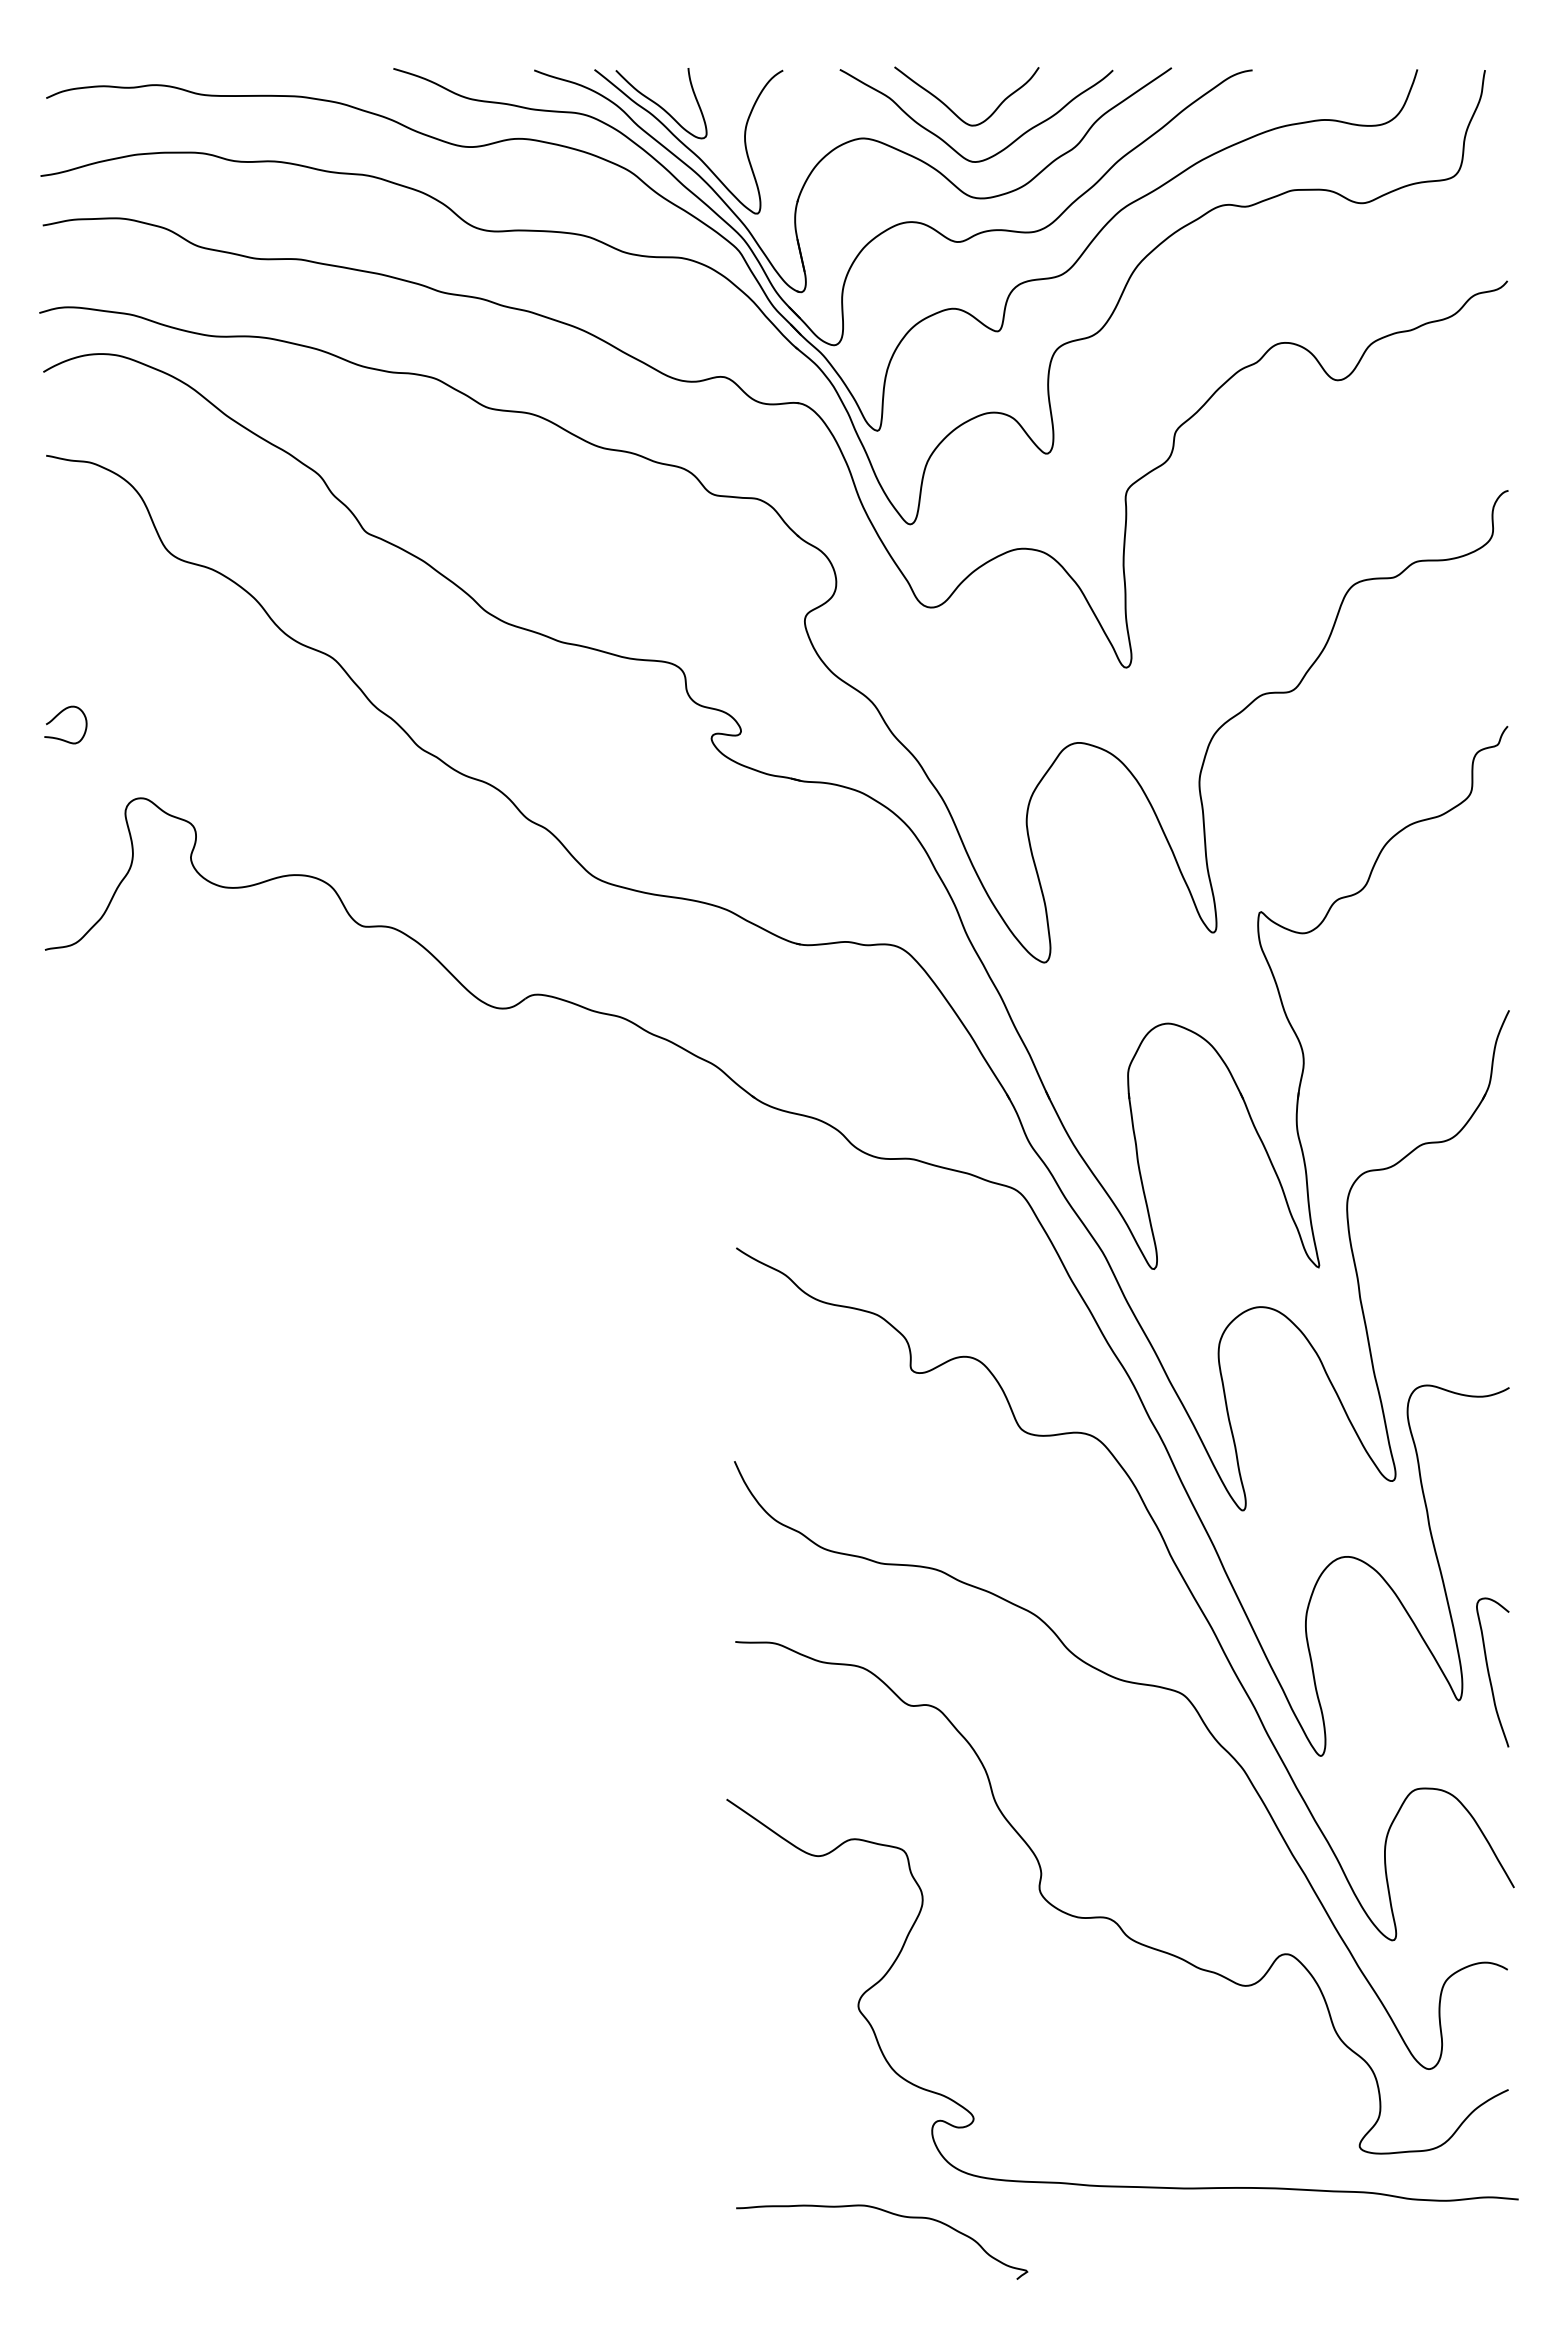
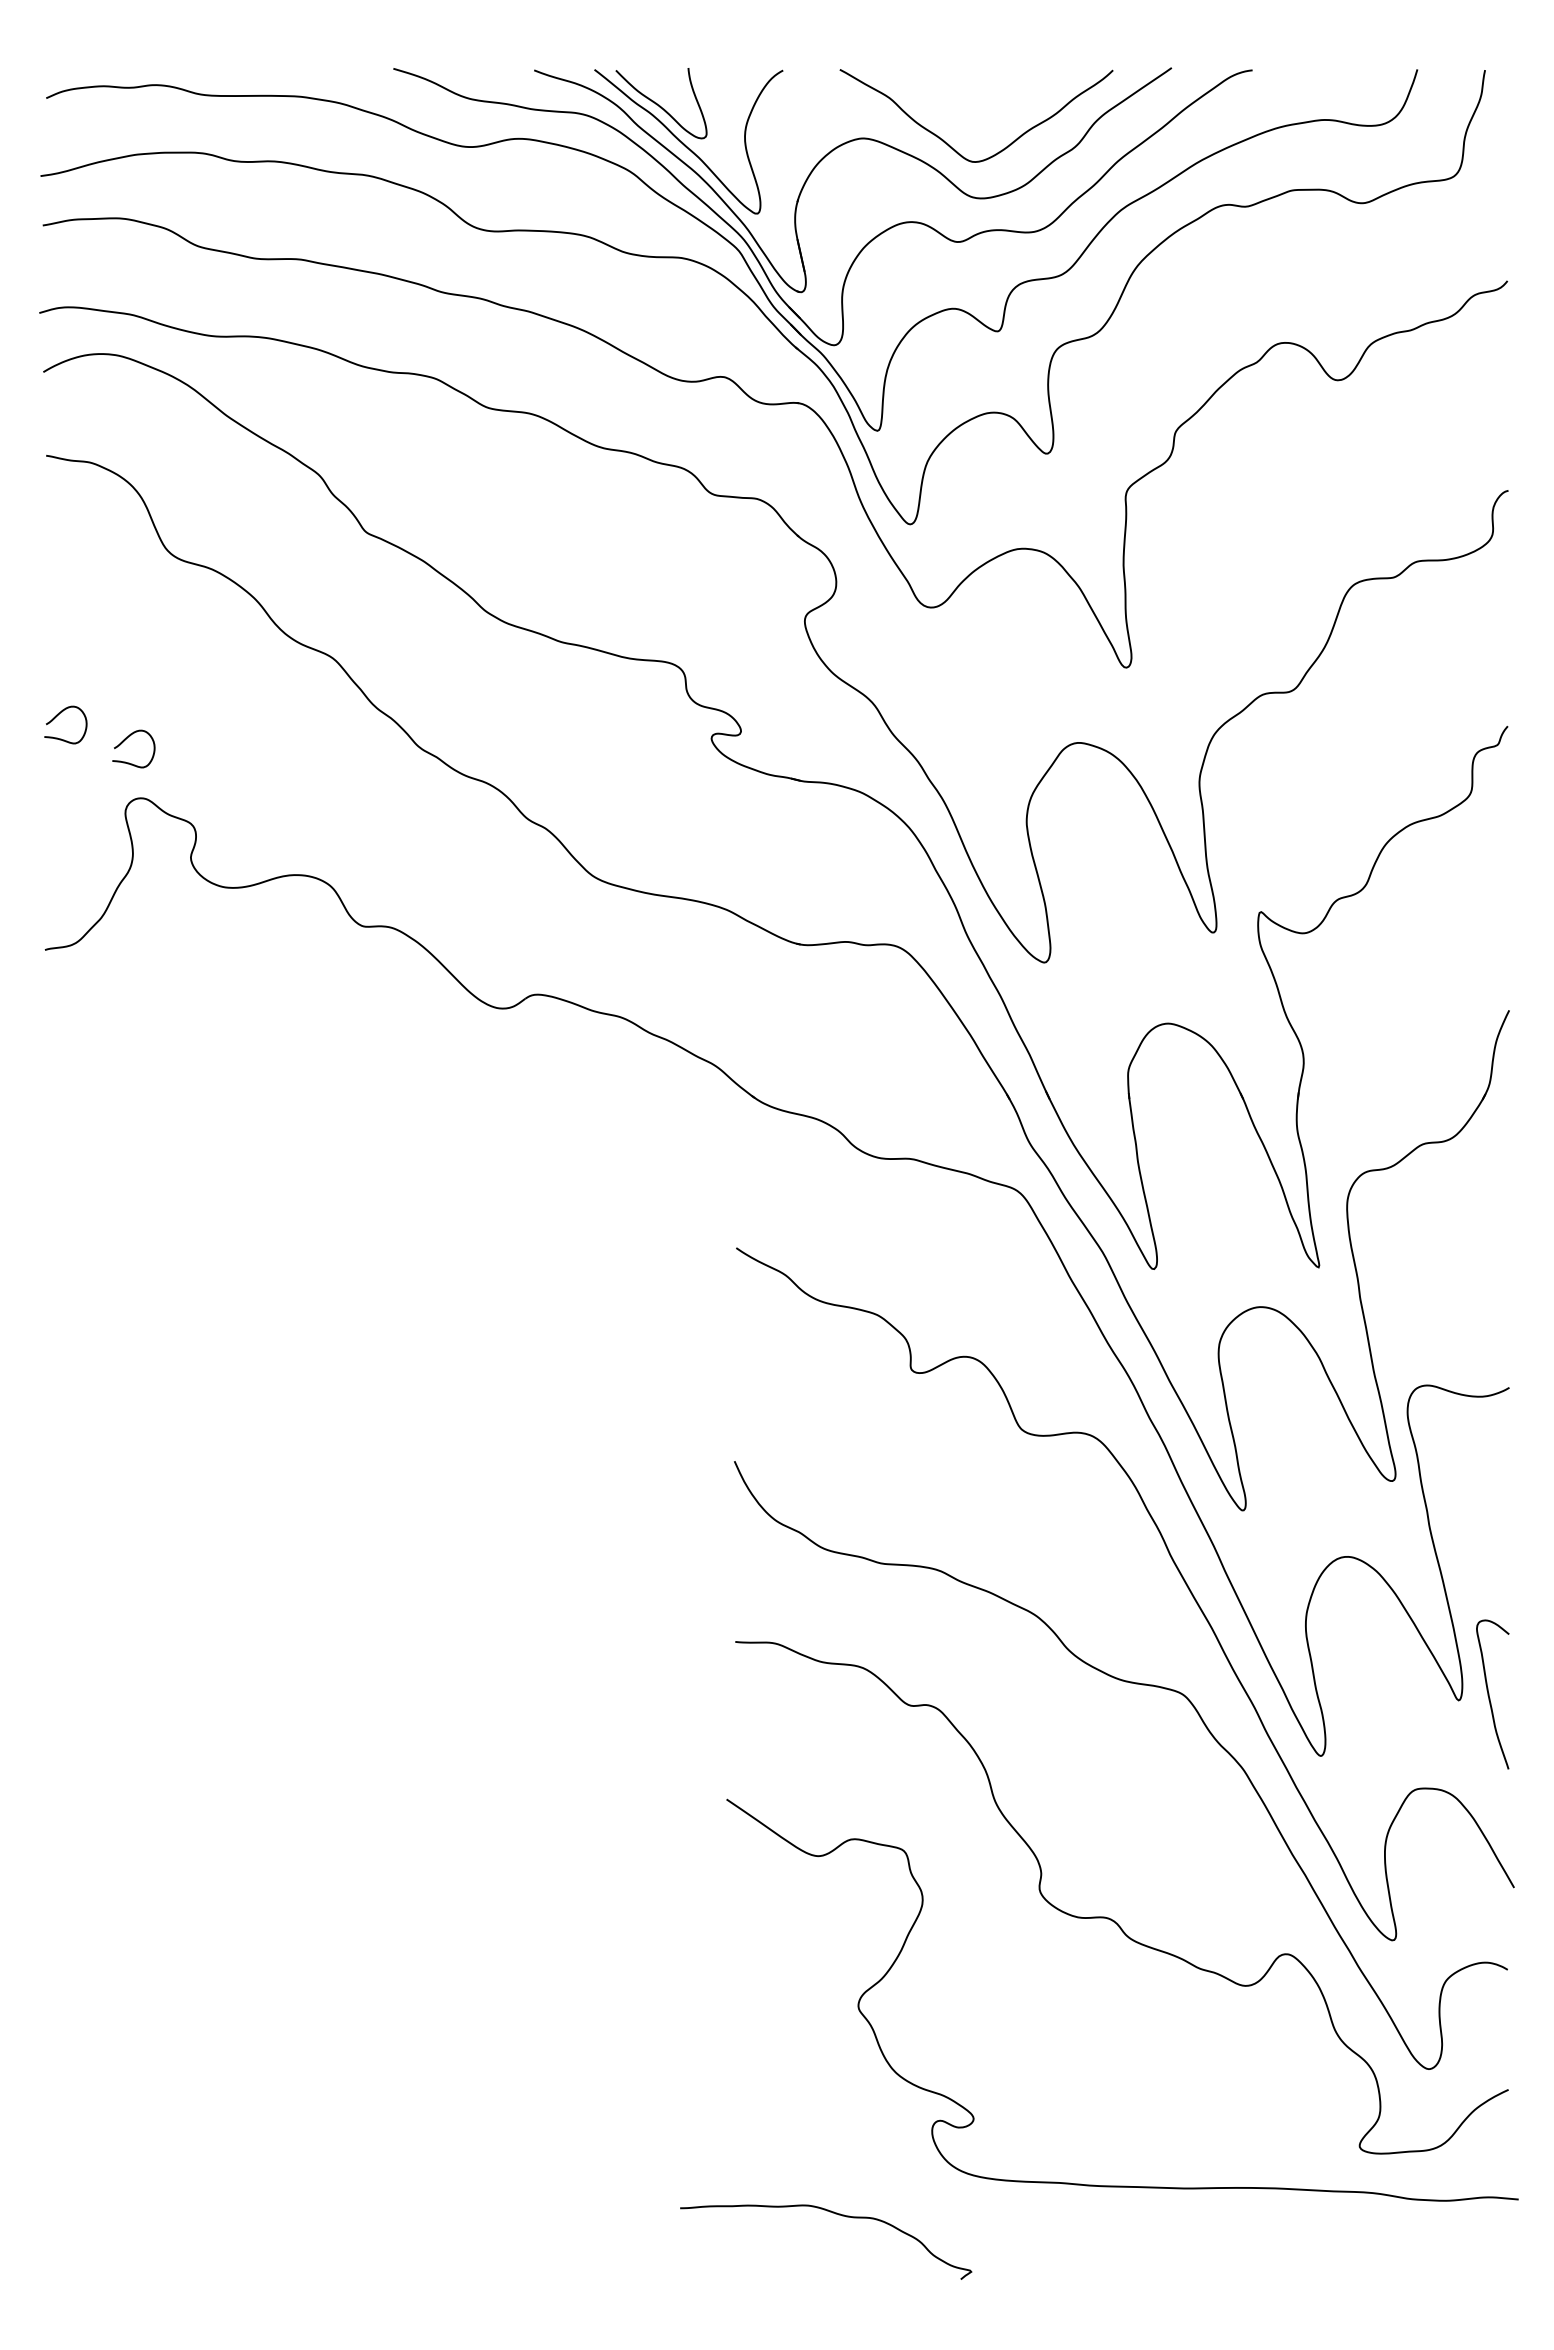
curve: present -> none (952, 110)
curve: none -> present (125, 740)
curve position: (1489, 1672) -> (1489, 1694) (1489, 1694)
curve position: (891, 2214) -> (835, 2214) (835, 2214)
